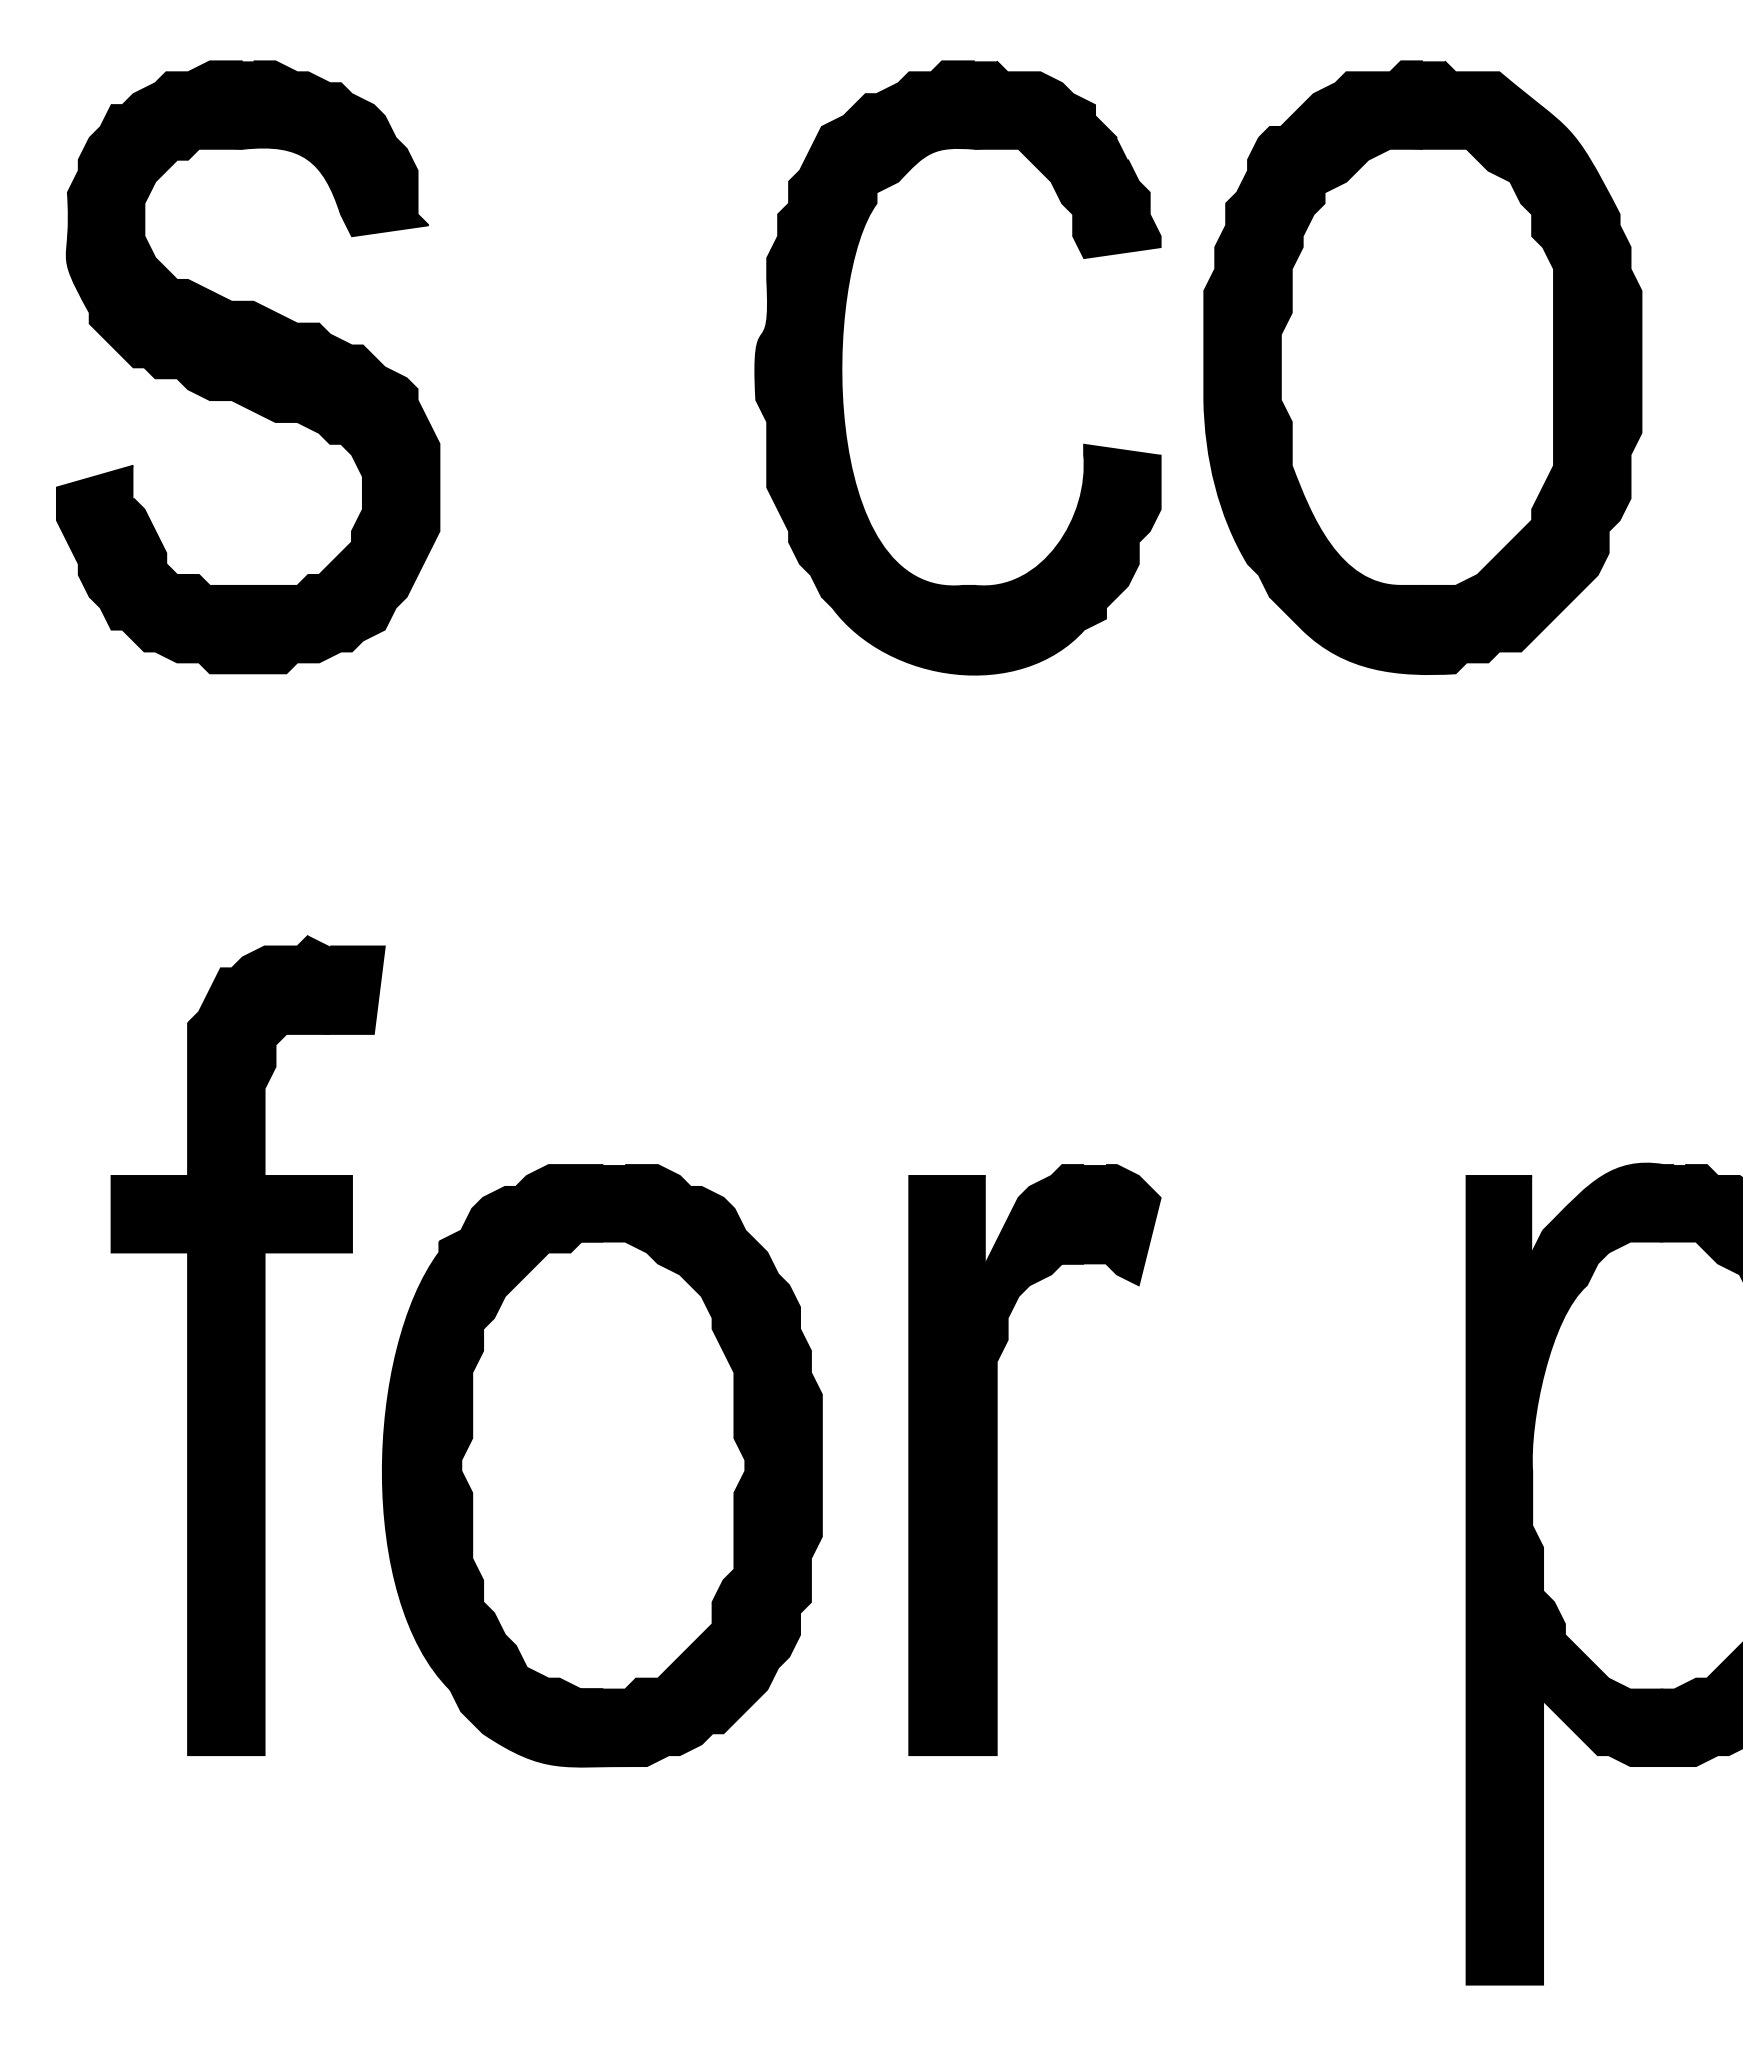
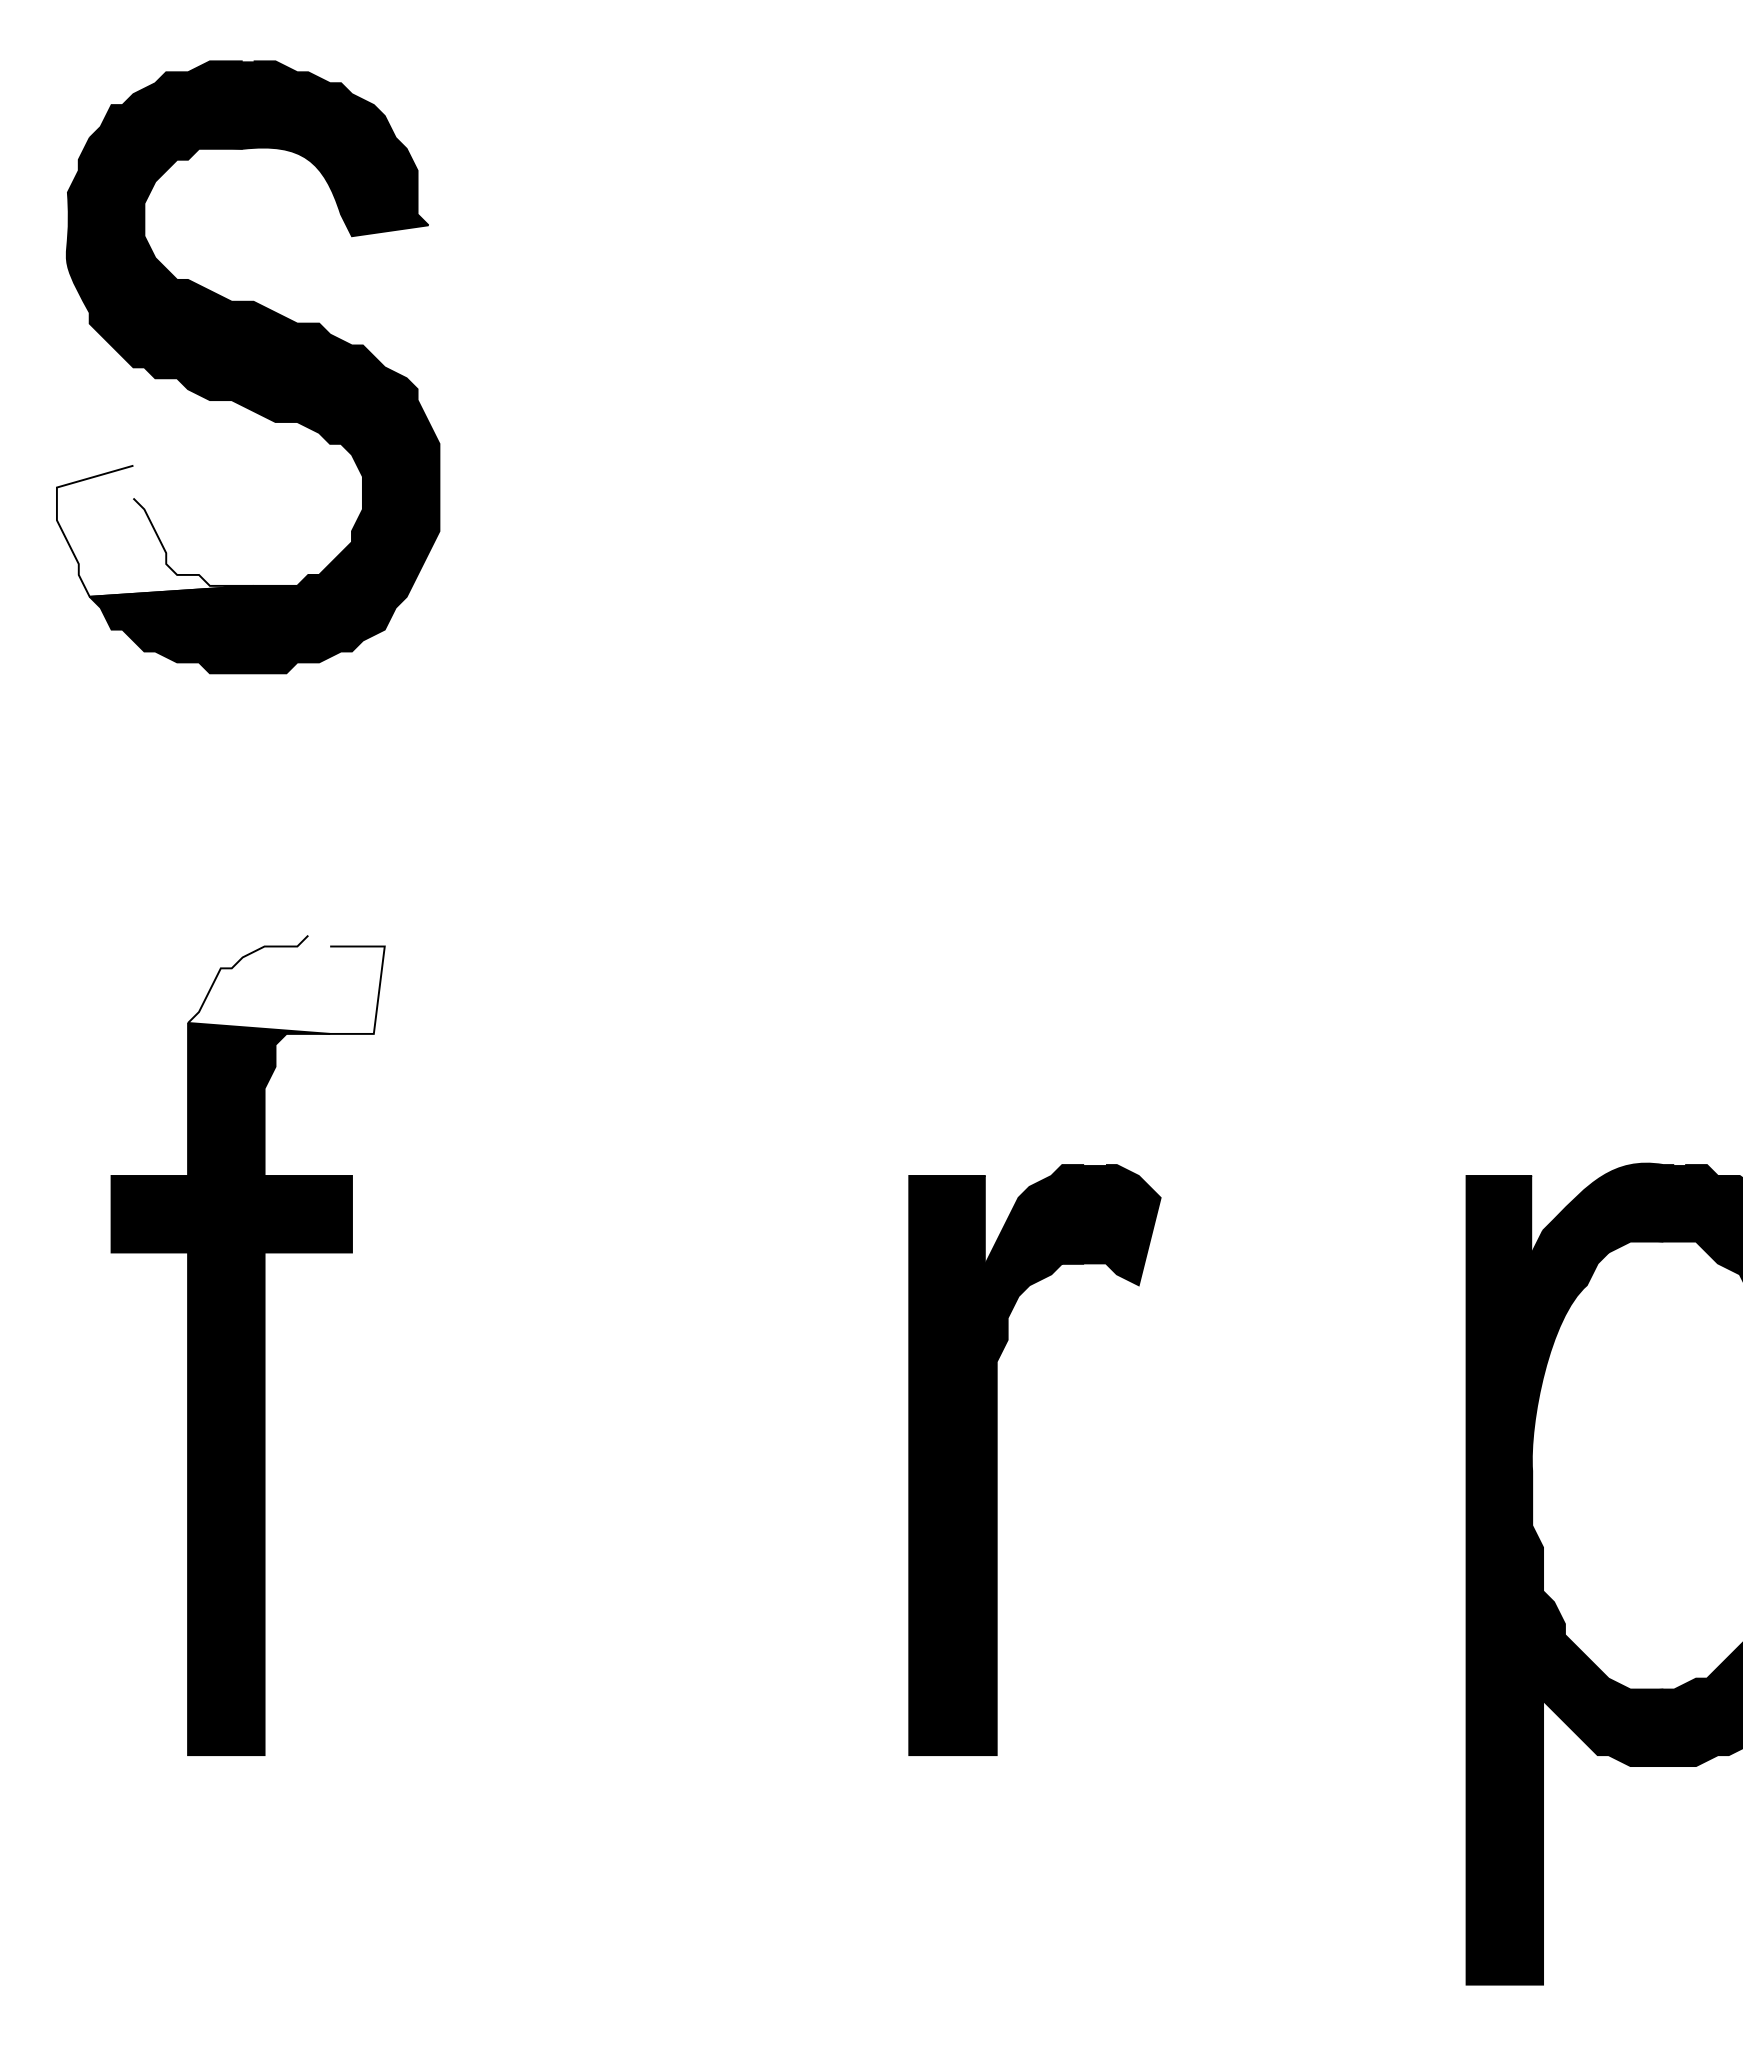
part: present -> none (842, 367)
part: present -> none (1422, 367)
fill: present -> none (154, 530)
fill: present -> none (286, 984)
part: present -> none (602, 1465)
